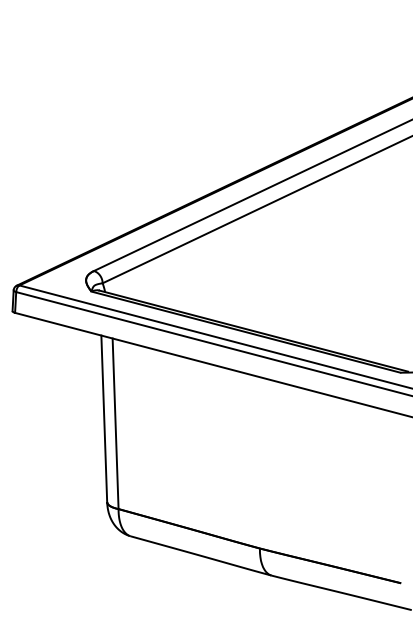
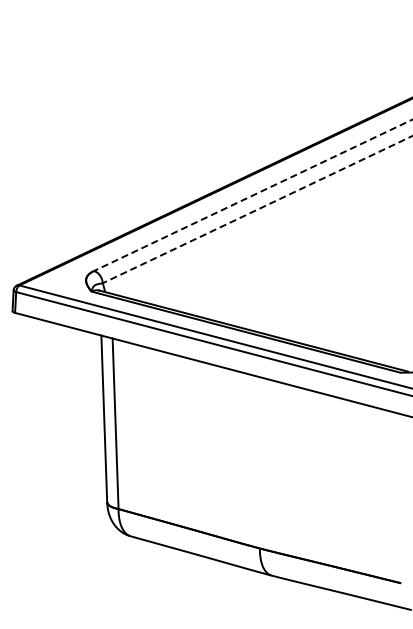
line: solid -> dashed (252, 195)
line: solid -> dashed (257, 209)
